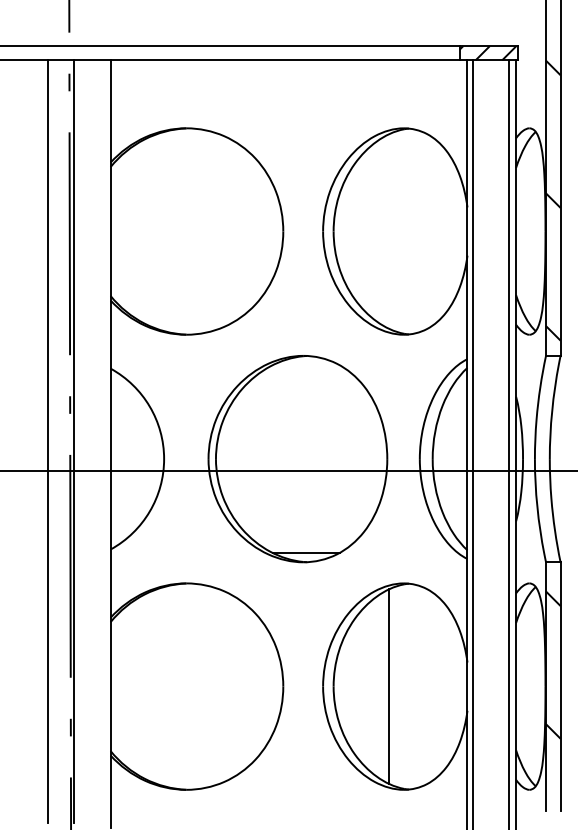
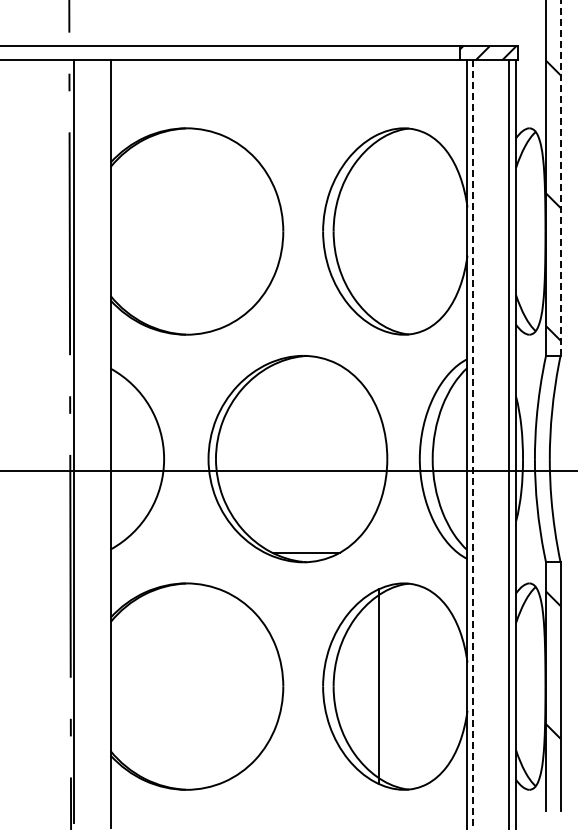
line: solid -> dashed (560, 178)
line: present -> none (47, 441)
line: solid -> dashed (472, 445)
line position: (389, 686) -> (379, 686) (379, 686)
